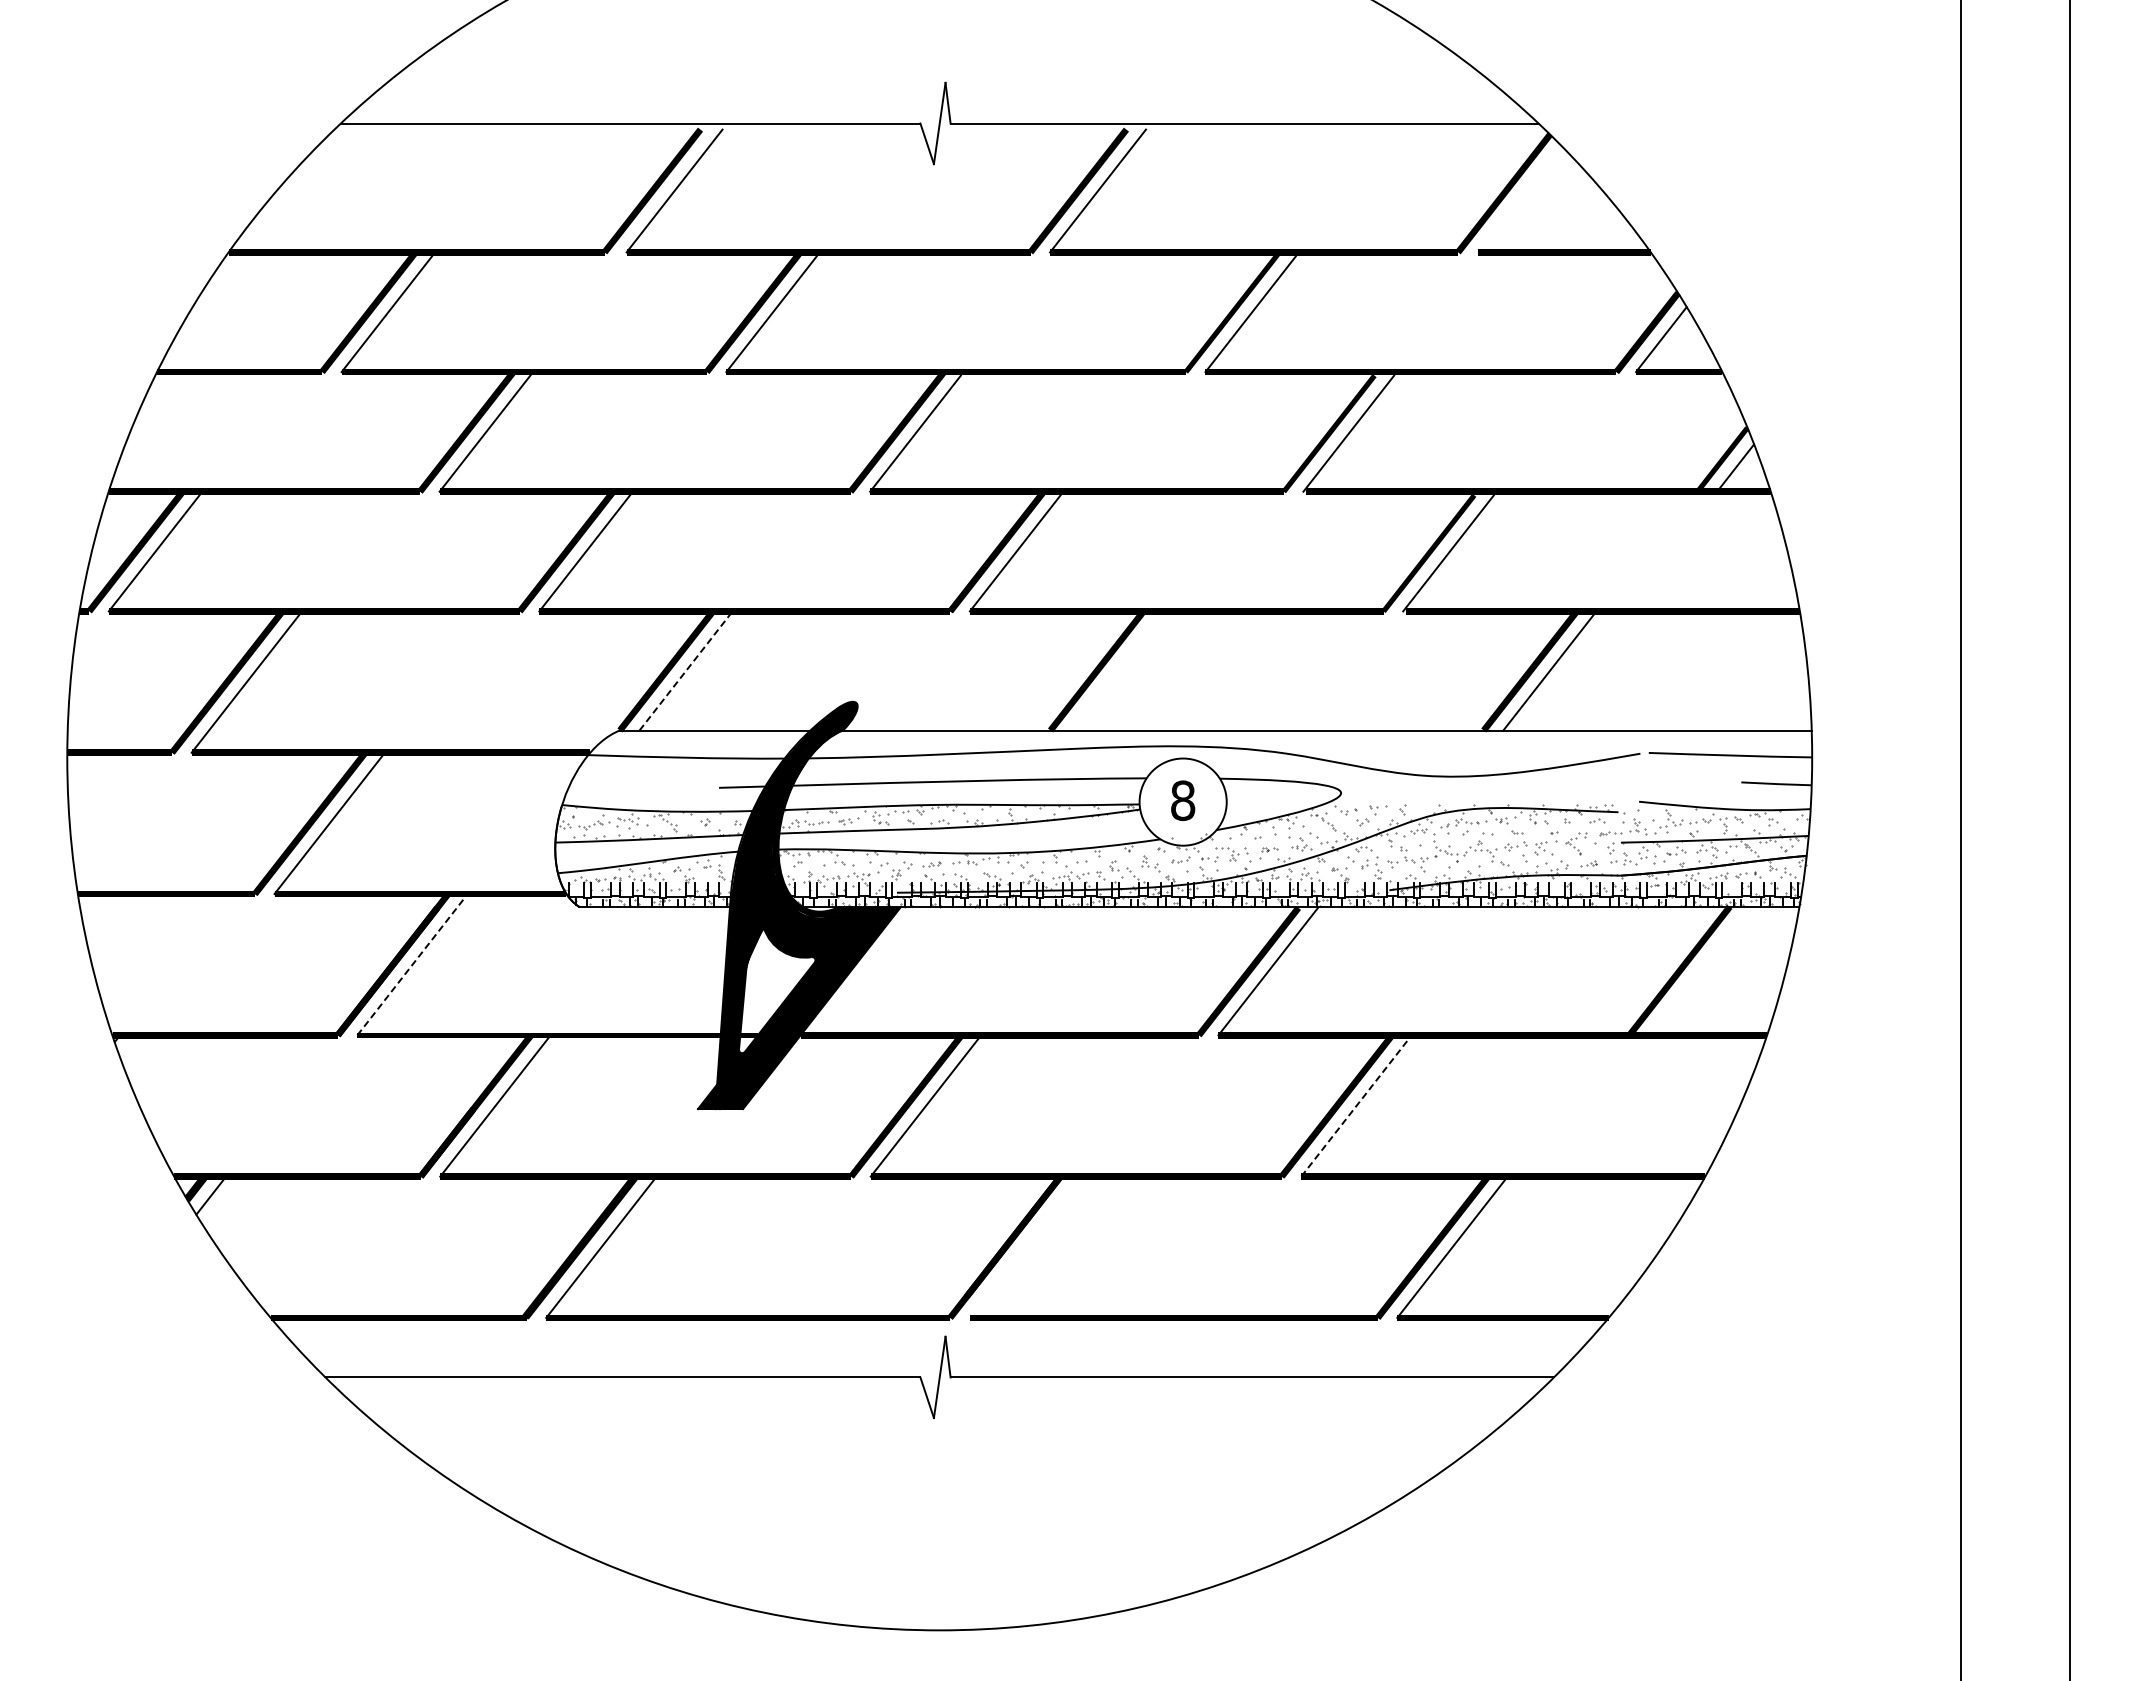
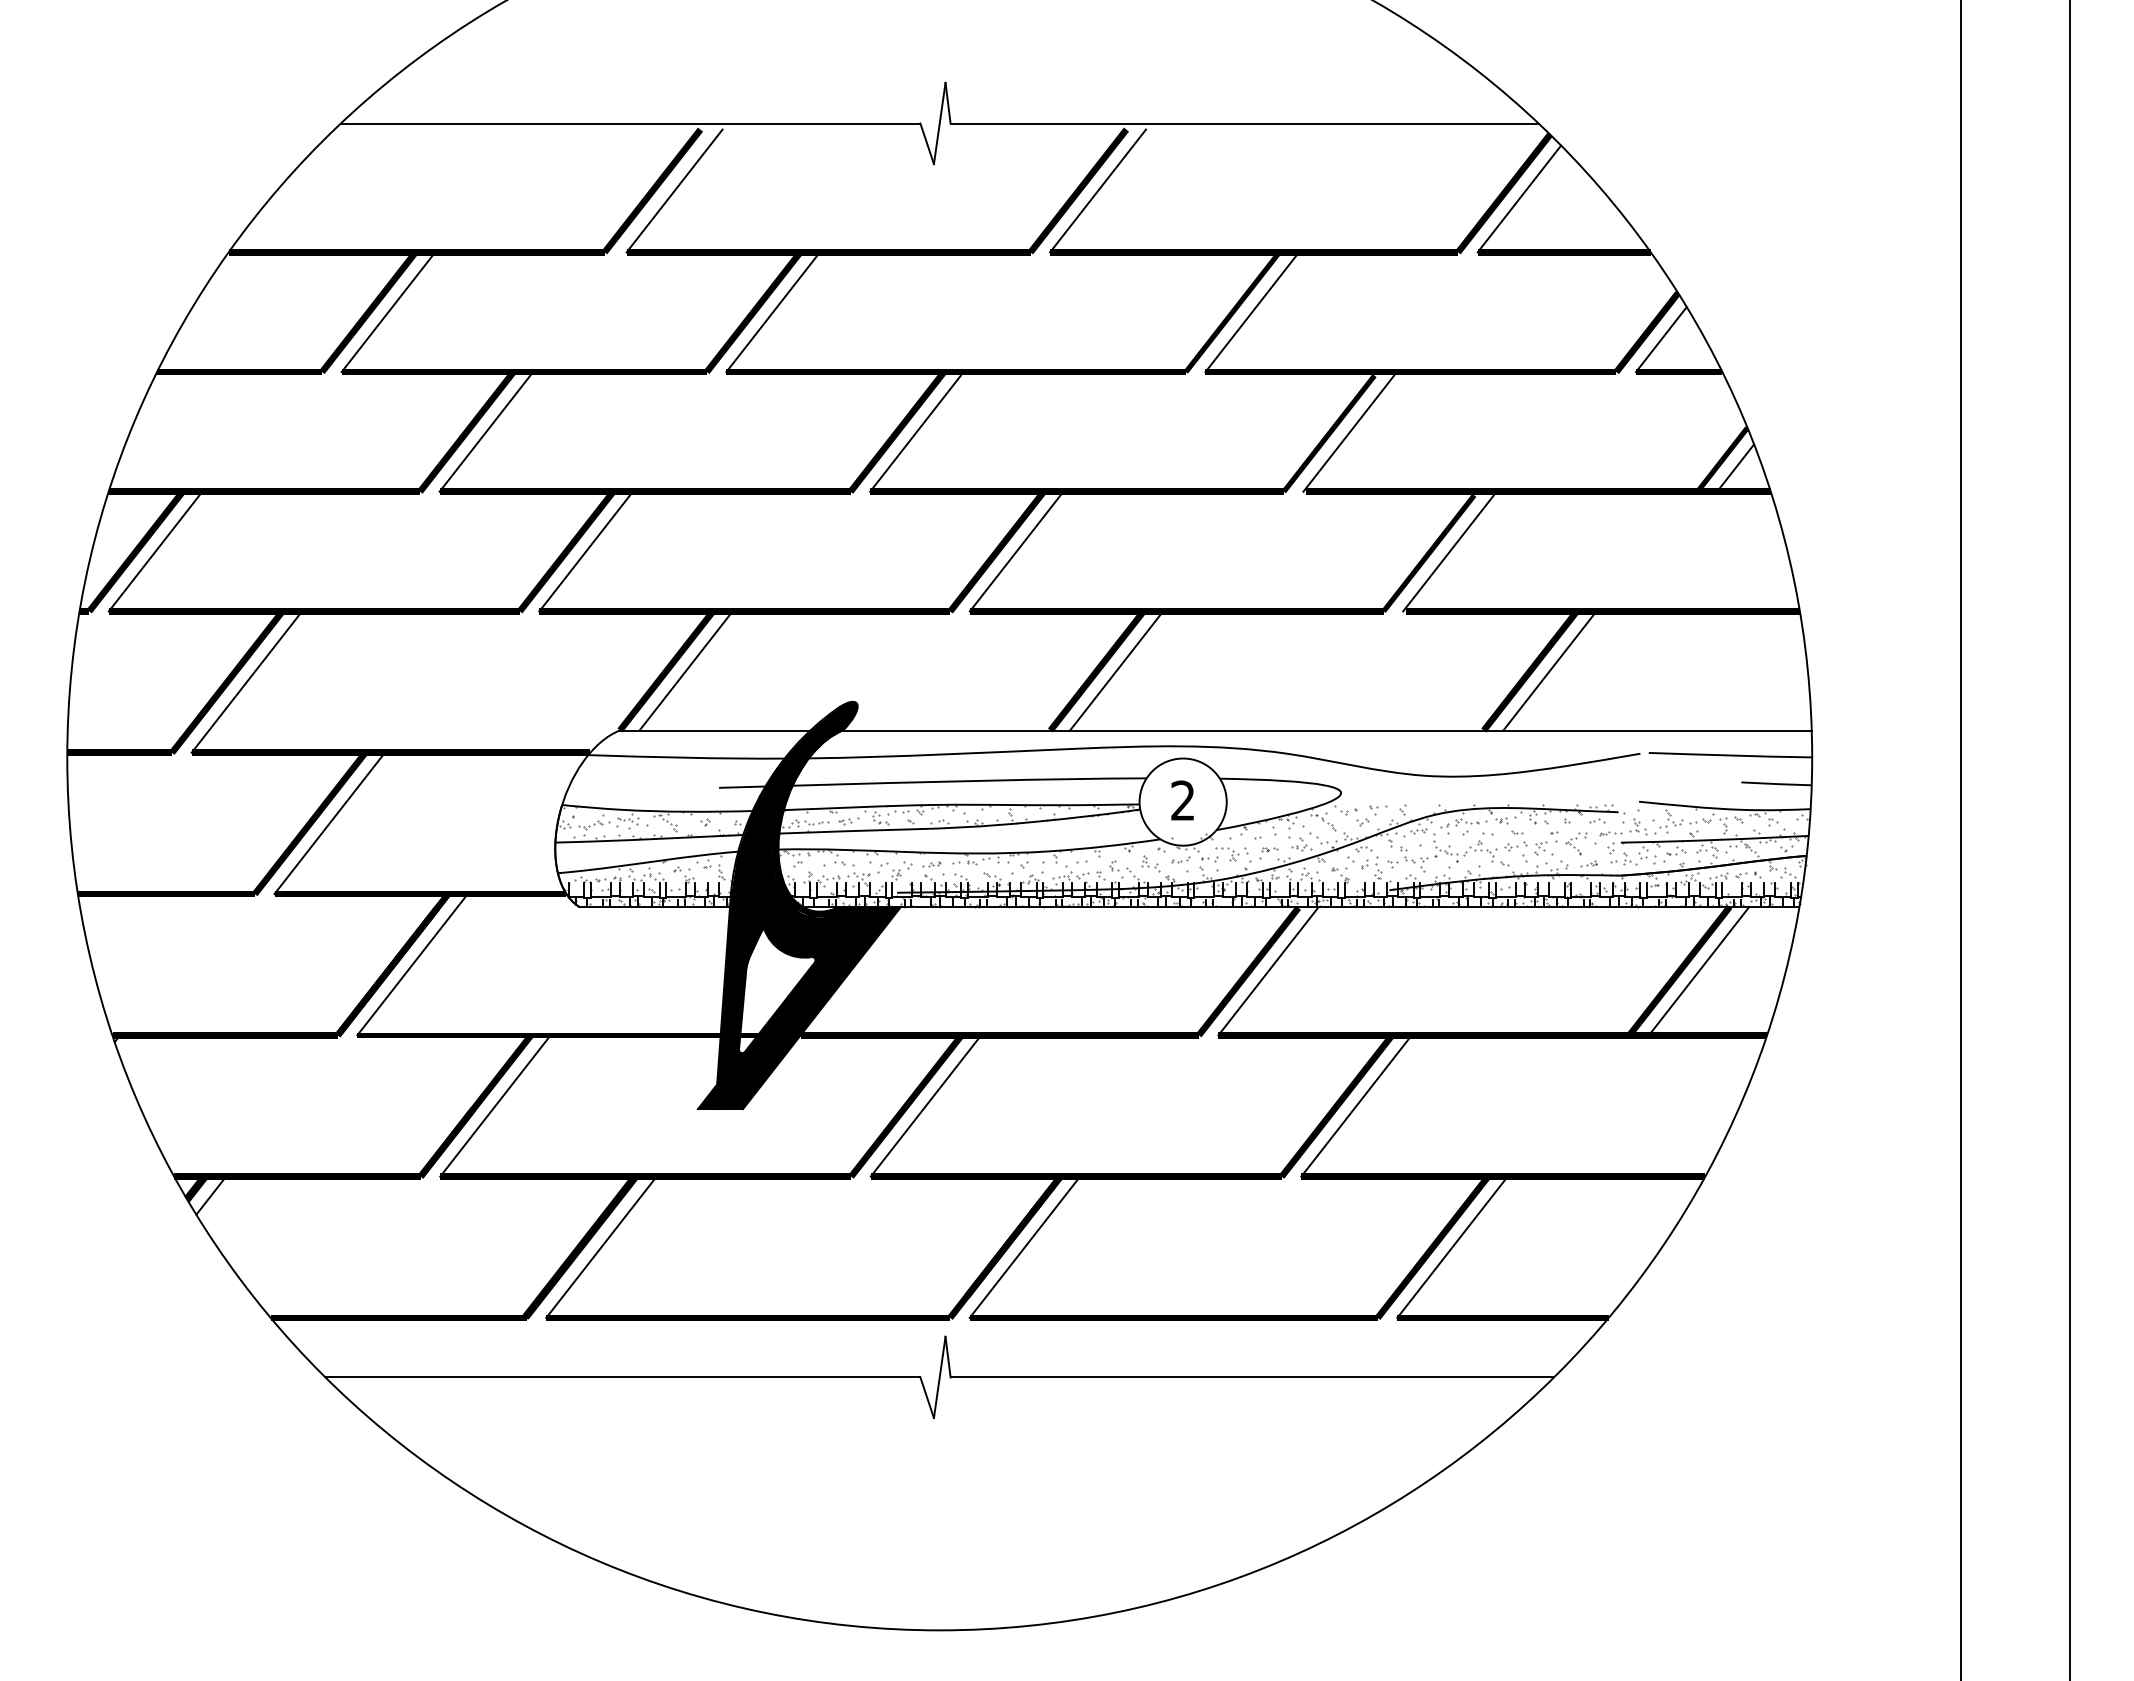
line: none -> present (1519, 198)
line: dashed -> solid (686, 670)
line: none -> present (1116, 670)
text: 8 -> 2 (1183, 800)
line: dashed -> solid (412, 964)
line: none -> present (1698, 970)
line: dashed -> solid (1356, 1105)
line: none -> present (1024, 1246)
